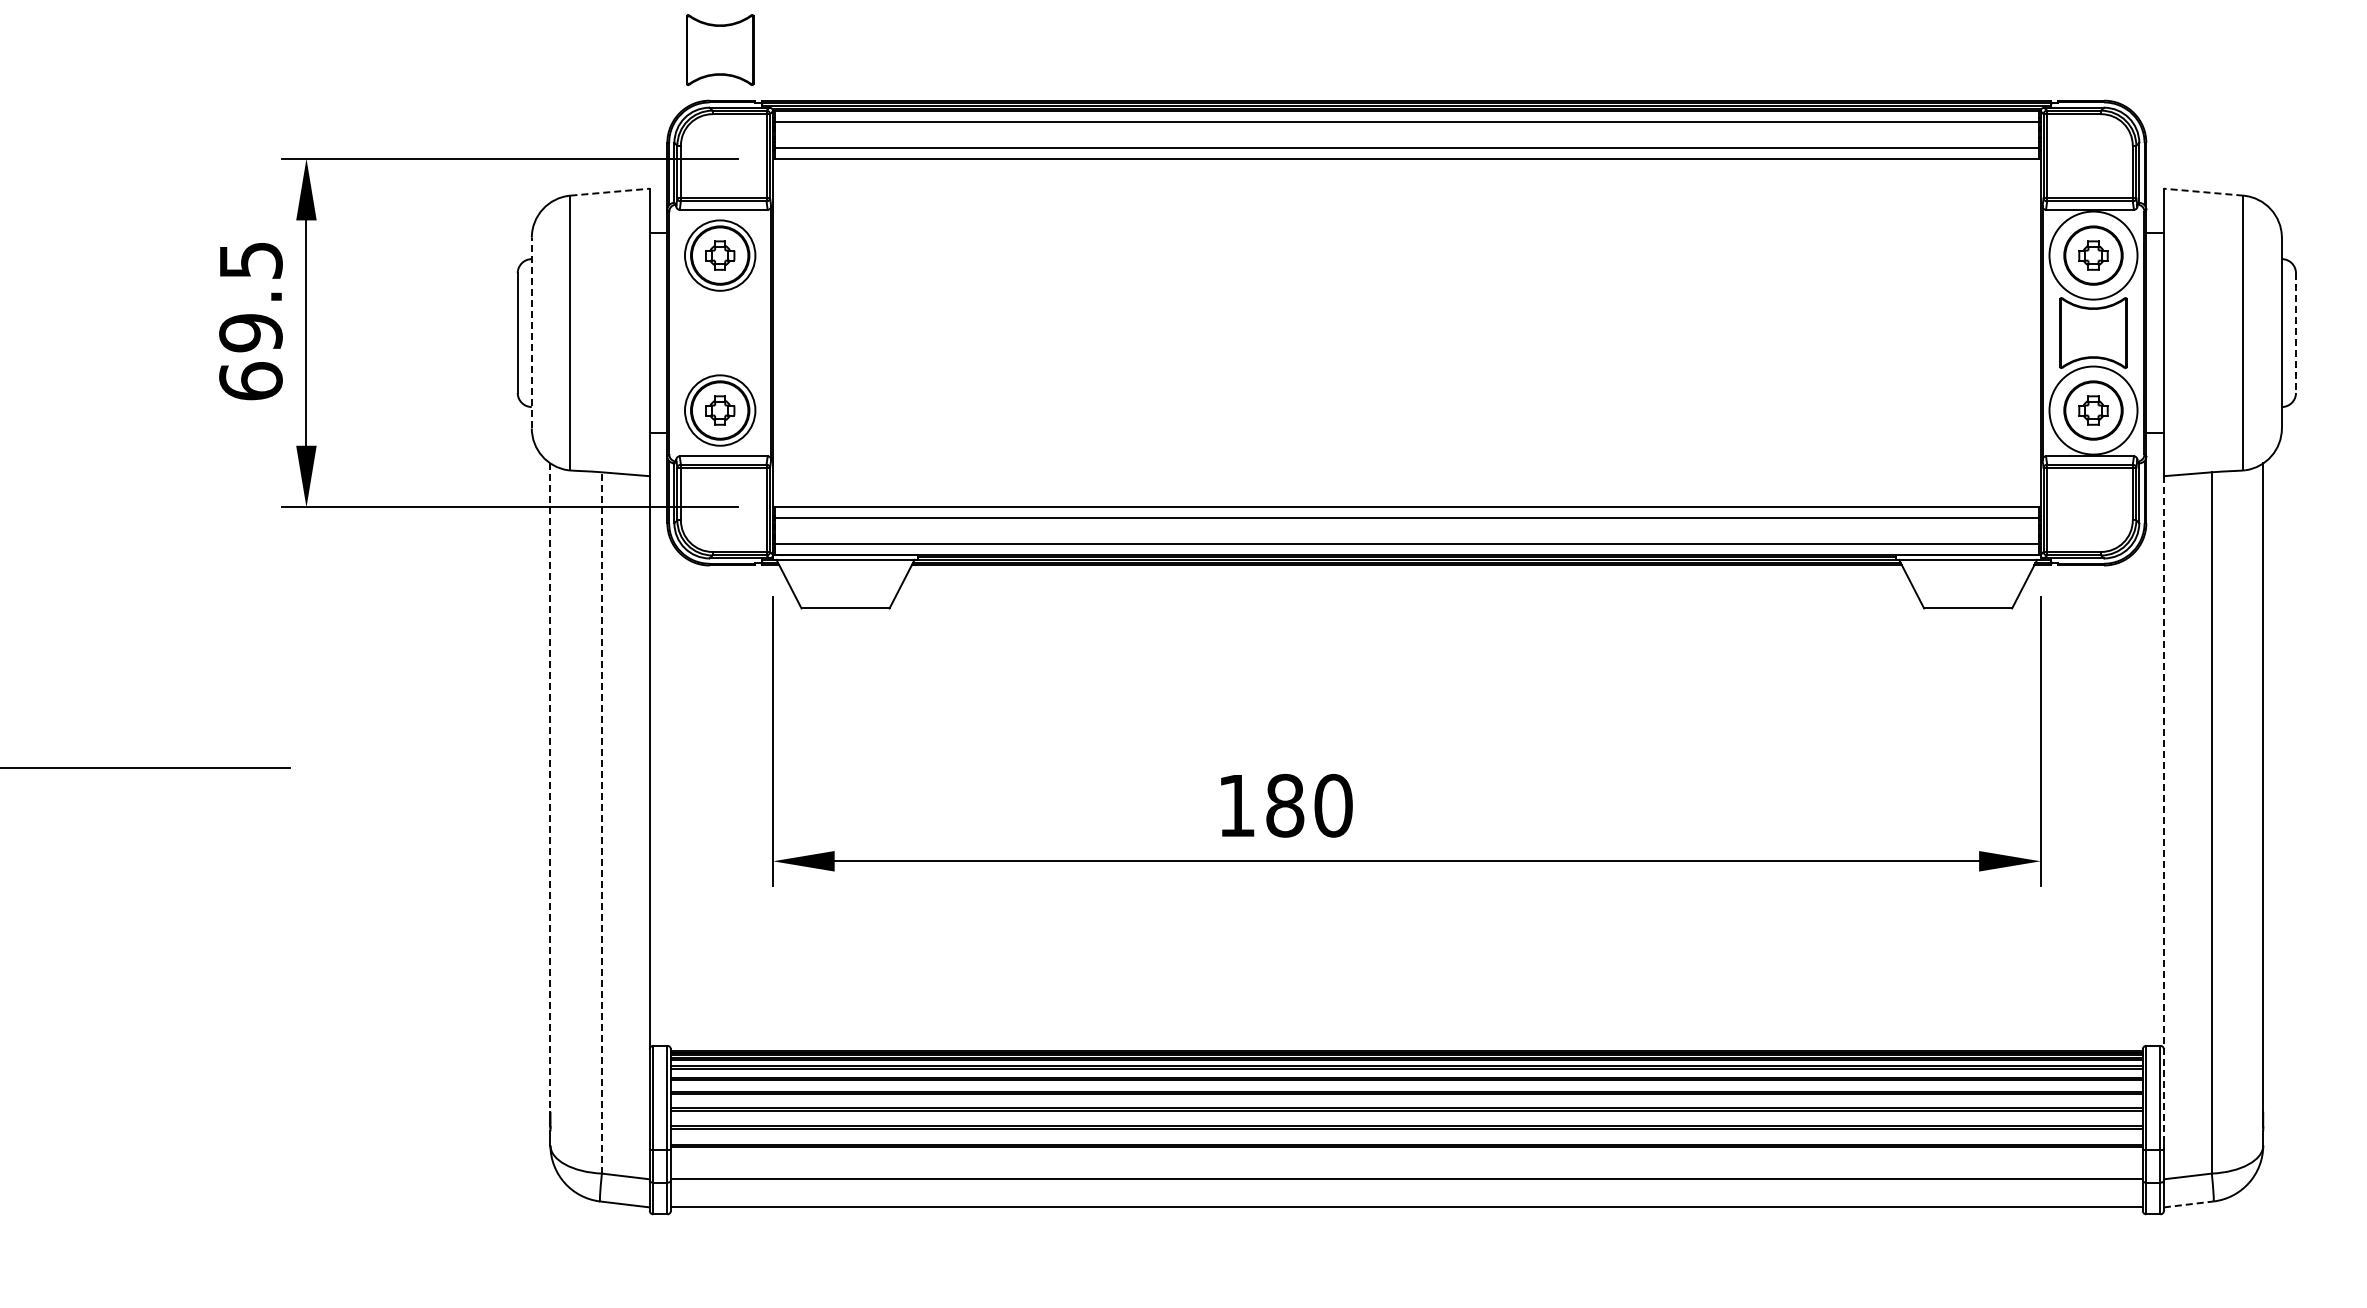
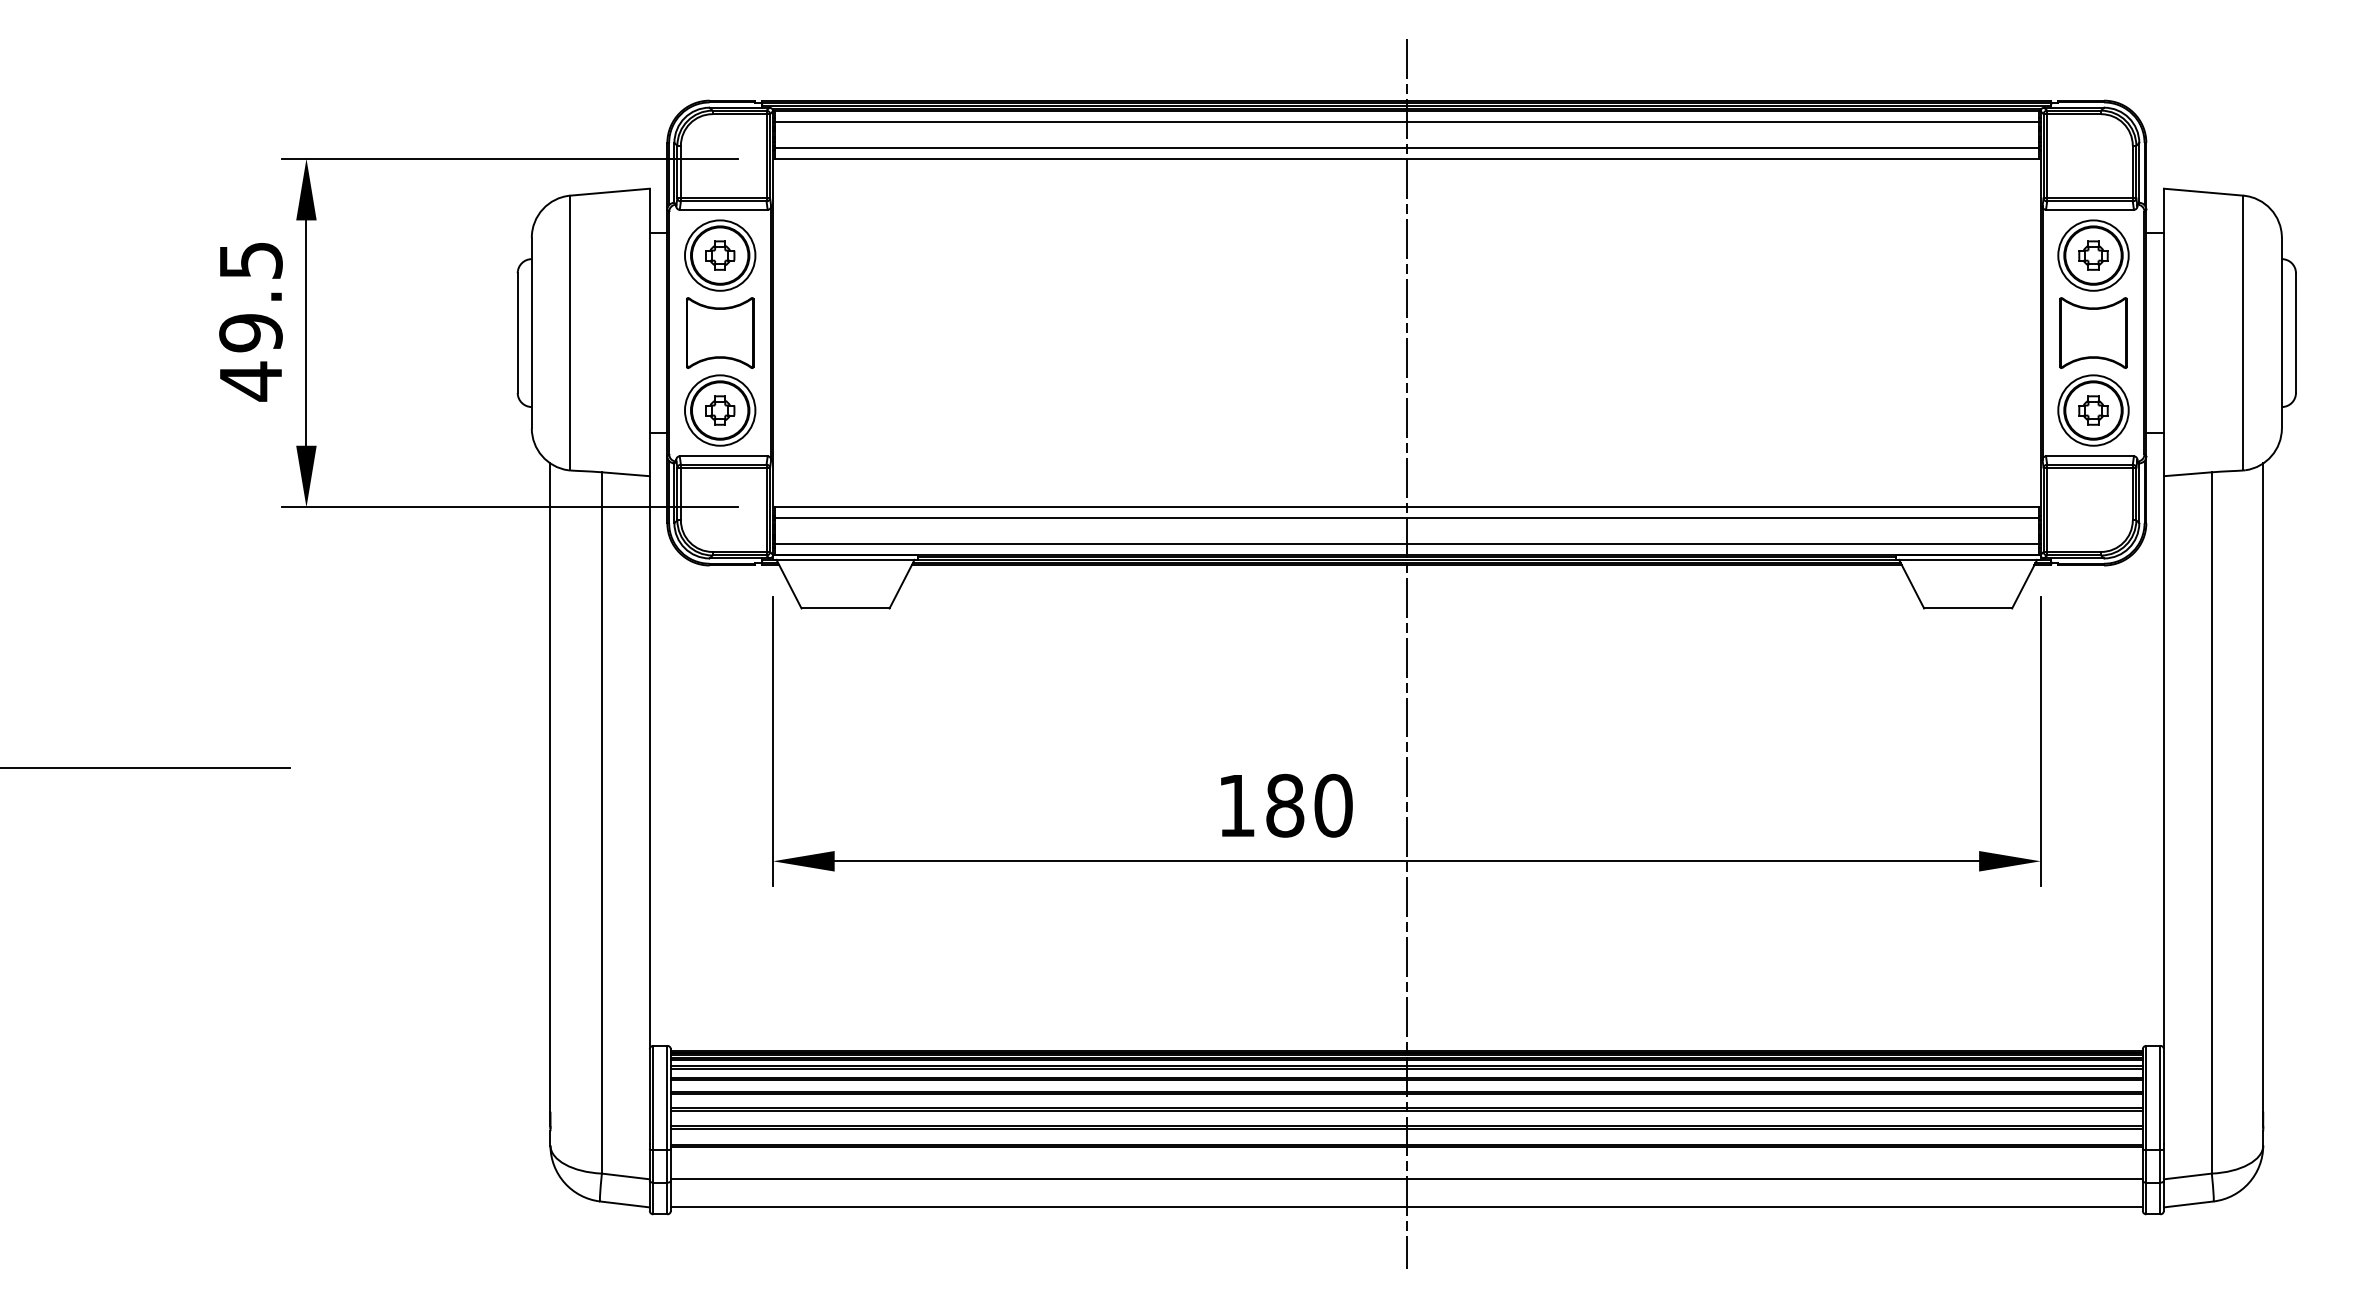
part position: (720, 49) -> (720, 332) (720, 332)
line: dashed -> solid (610, 192)
line: dashed -> solid (2203, 192)
circle diameter: 88 px -> 70 px (2093, 255)
line: dashed -> solid (531, 332)
line: dashed -> solid (2295, 333)
text: 69.5 -> 49.5 (250, 381)
circle diameter: 88 px -> 70 px (2093, 410)
line: none -> present (1406, 653)
line: dashed -> solid (550, 788)
line: dashed -> solid (2163, 810)
line: dashed -> solid (601, 822)
line: dashed -> solid (2189, 1204)
